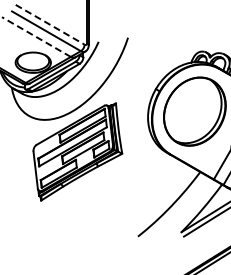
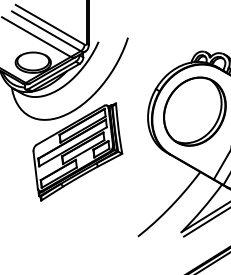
line: dashed -> solid (50, 24)
line: dashed -> solid (36, 37)
